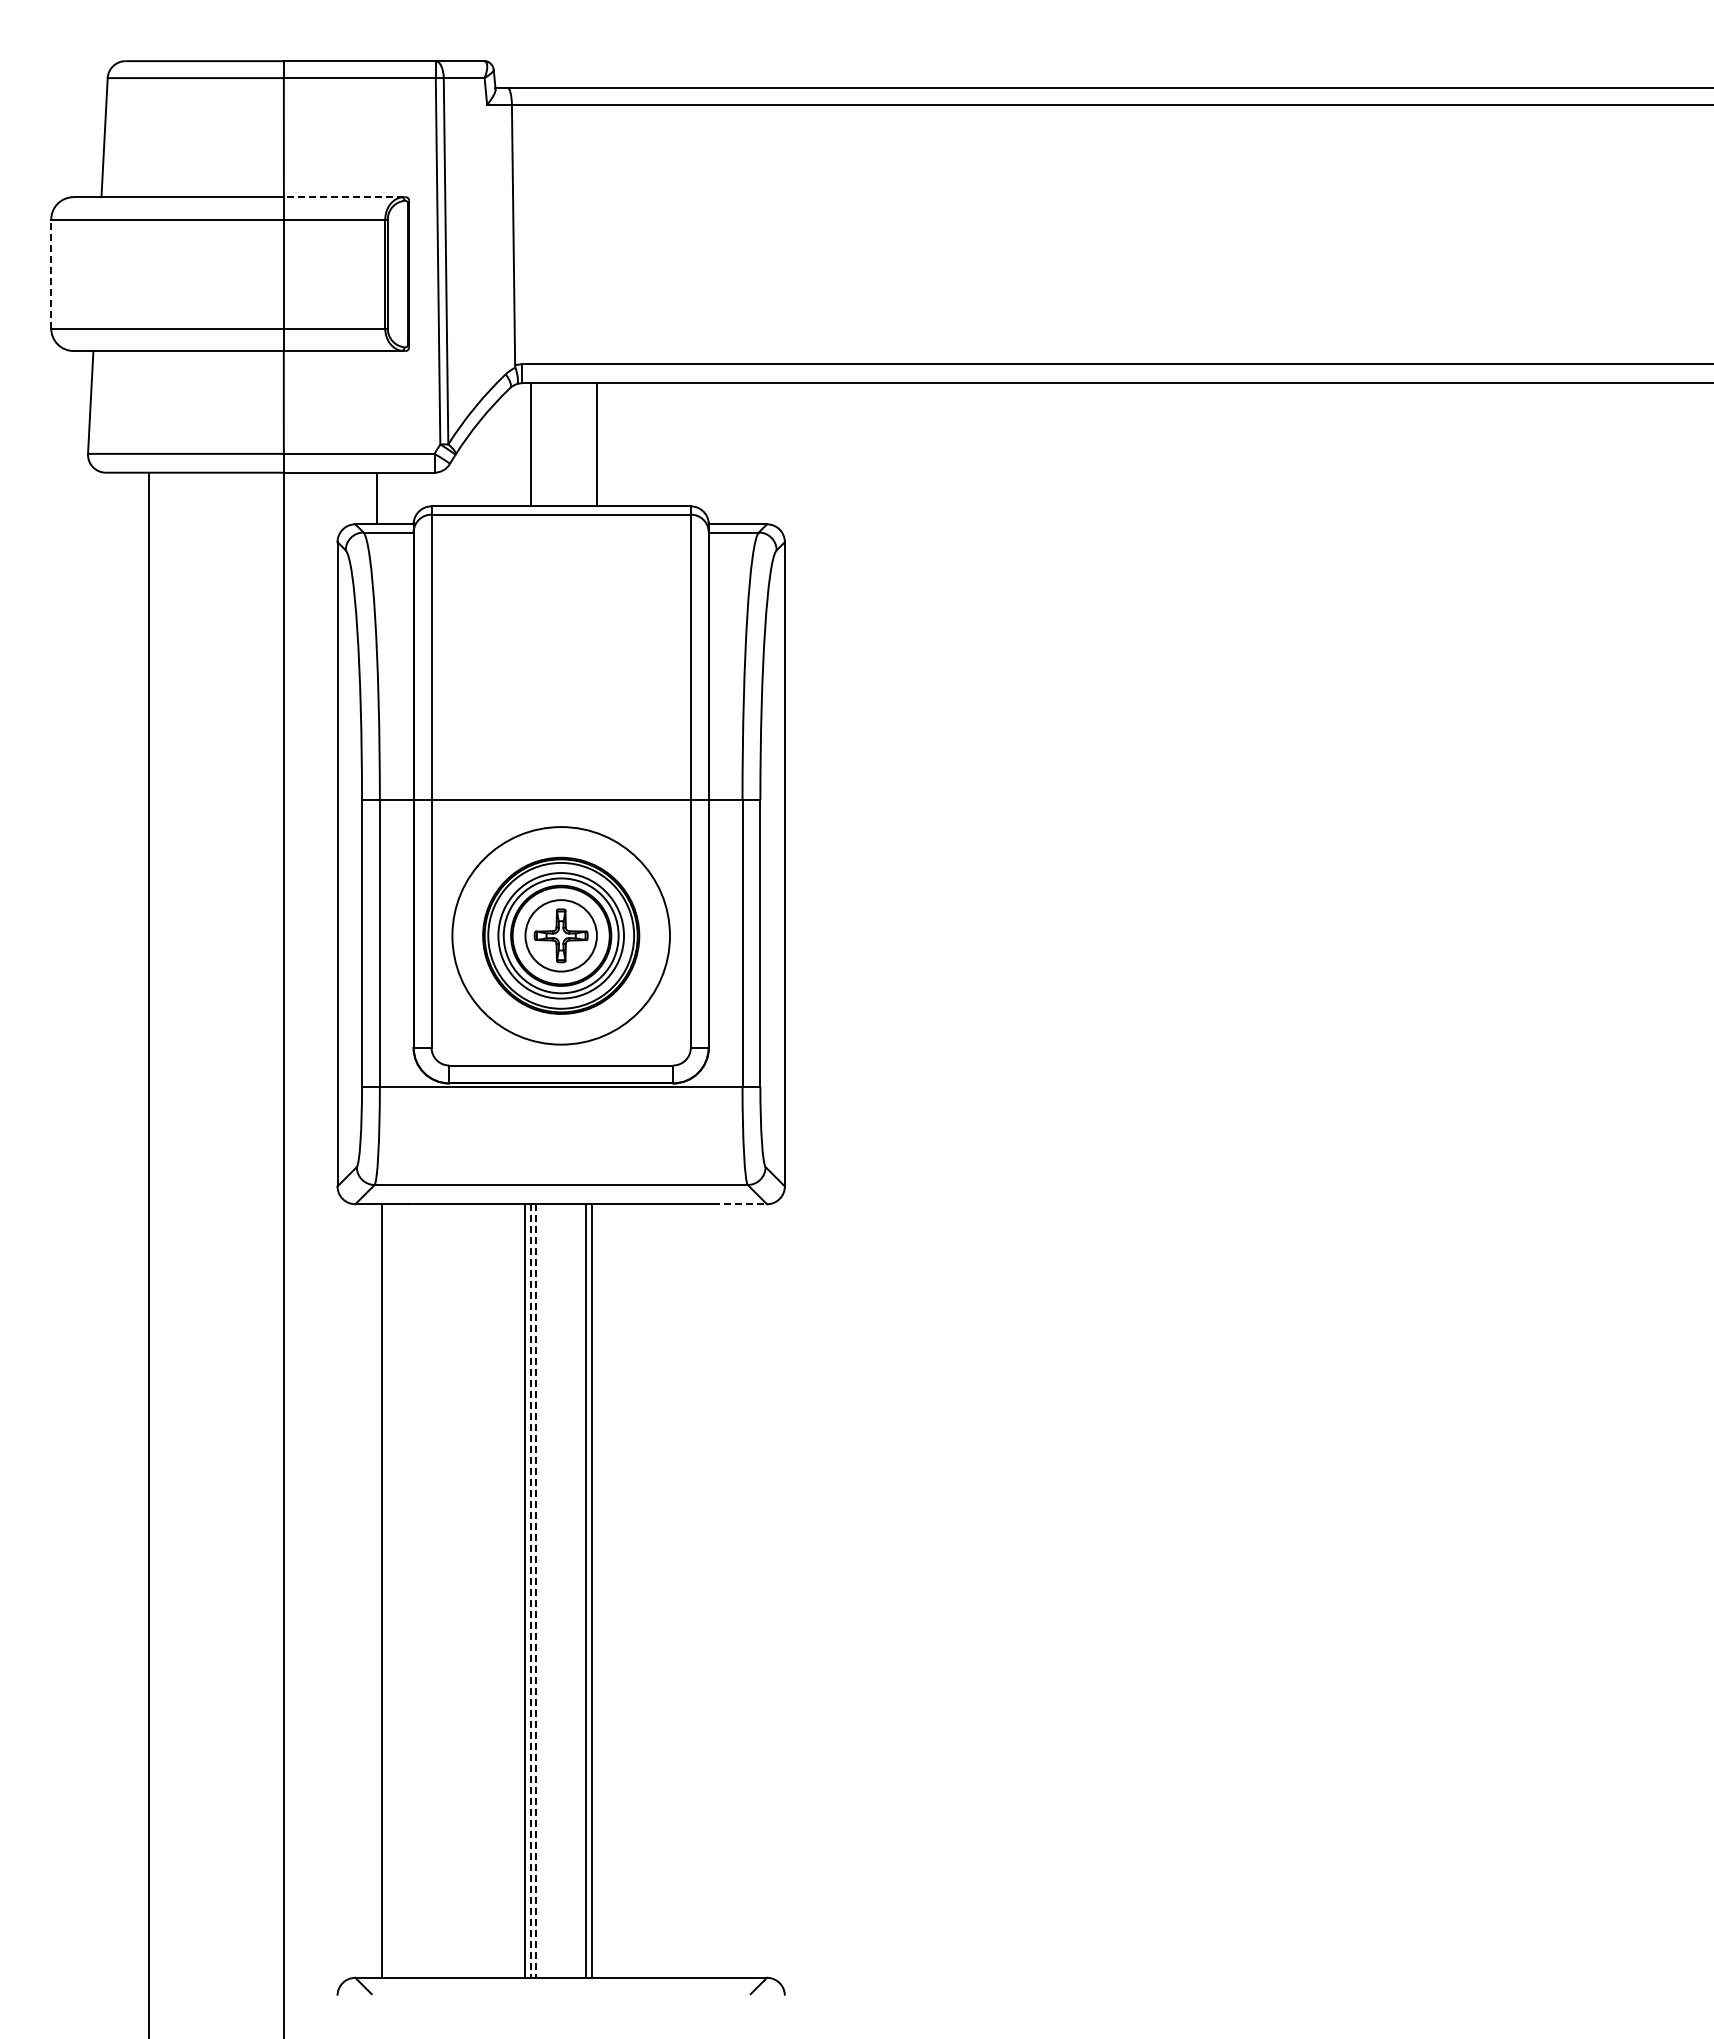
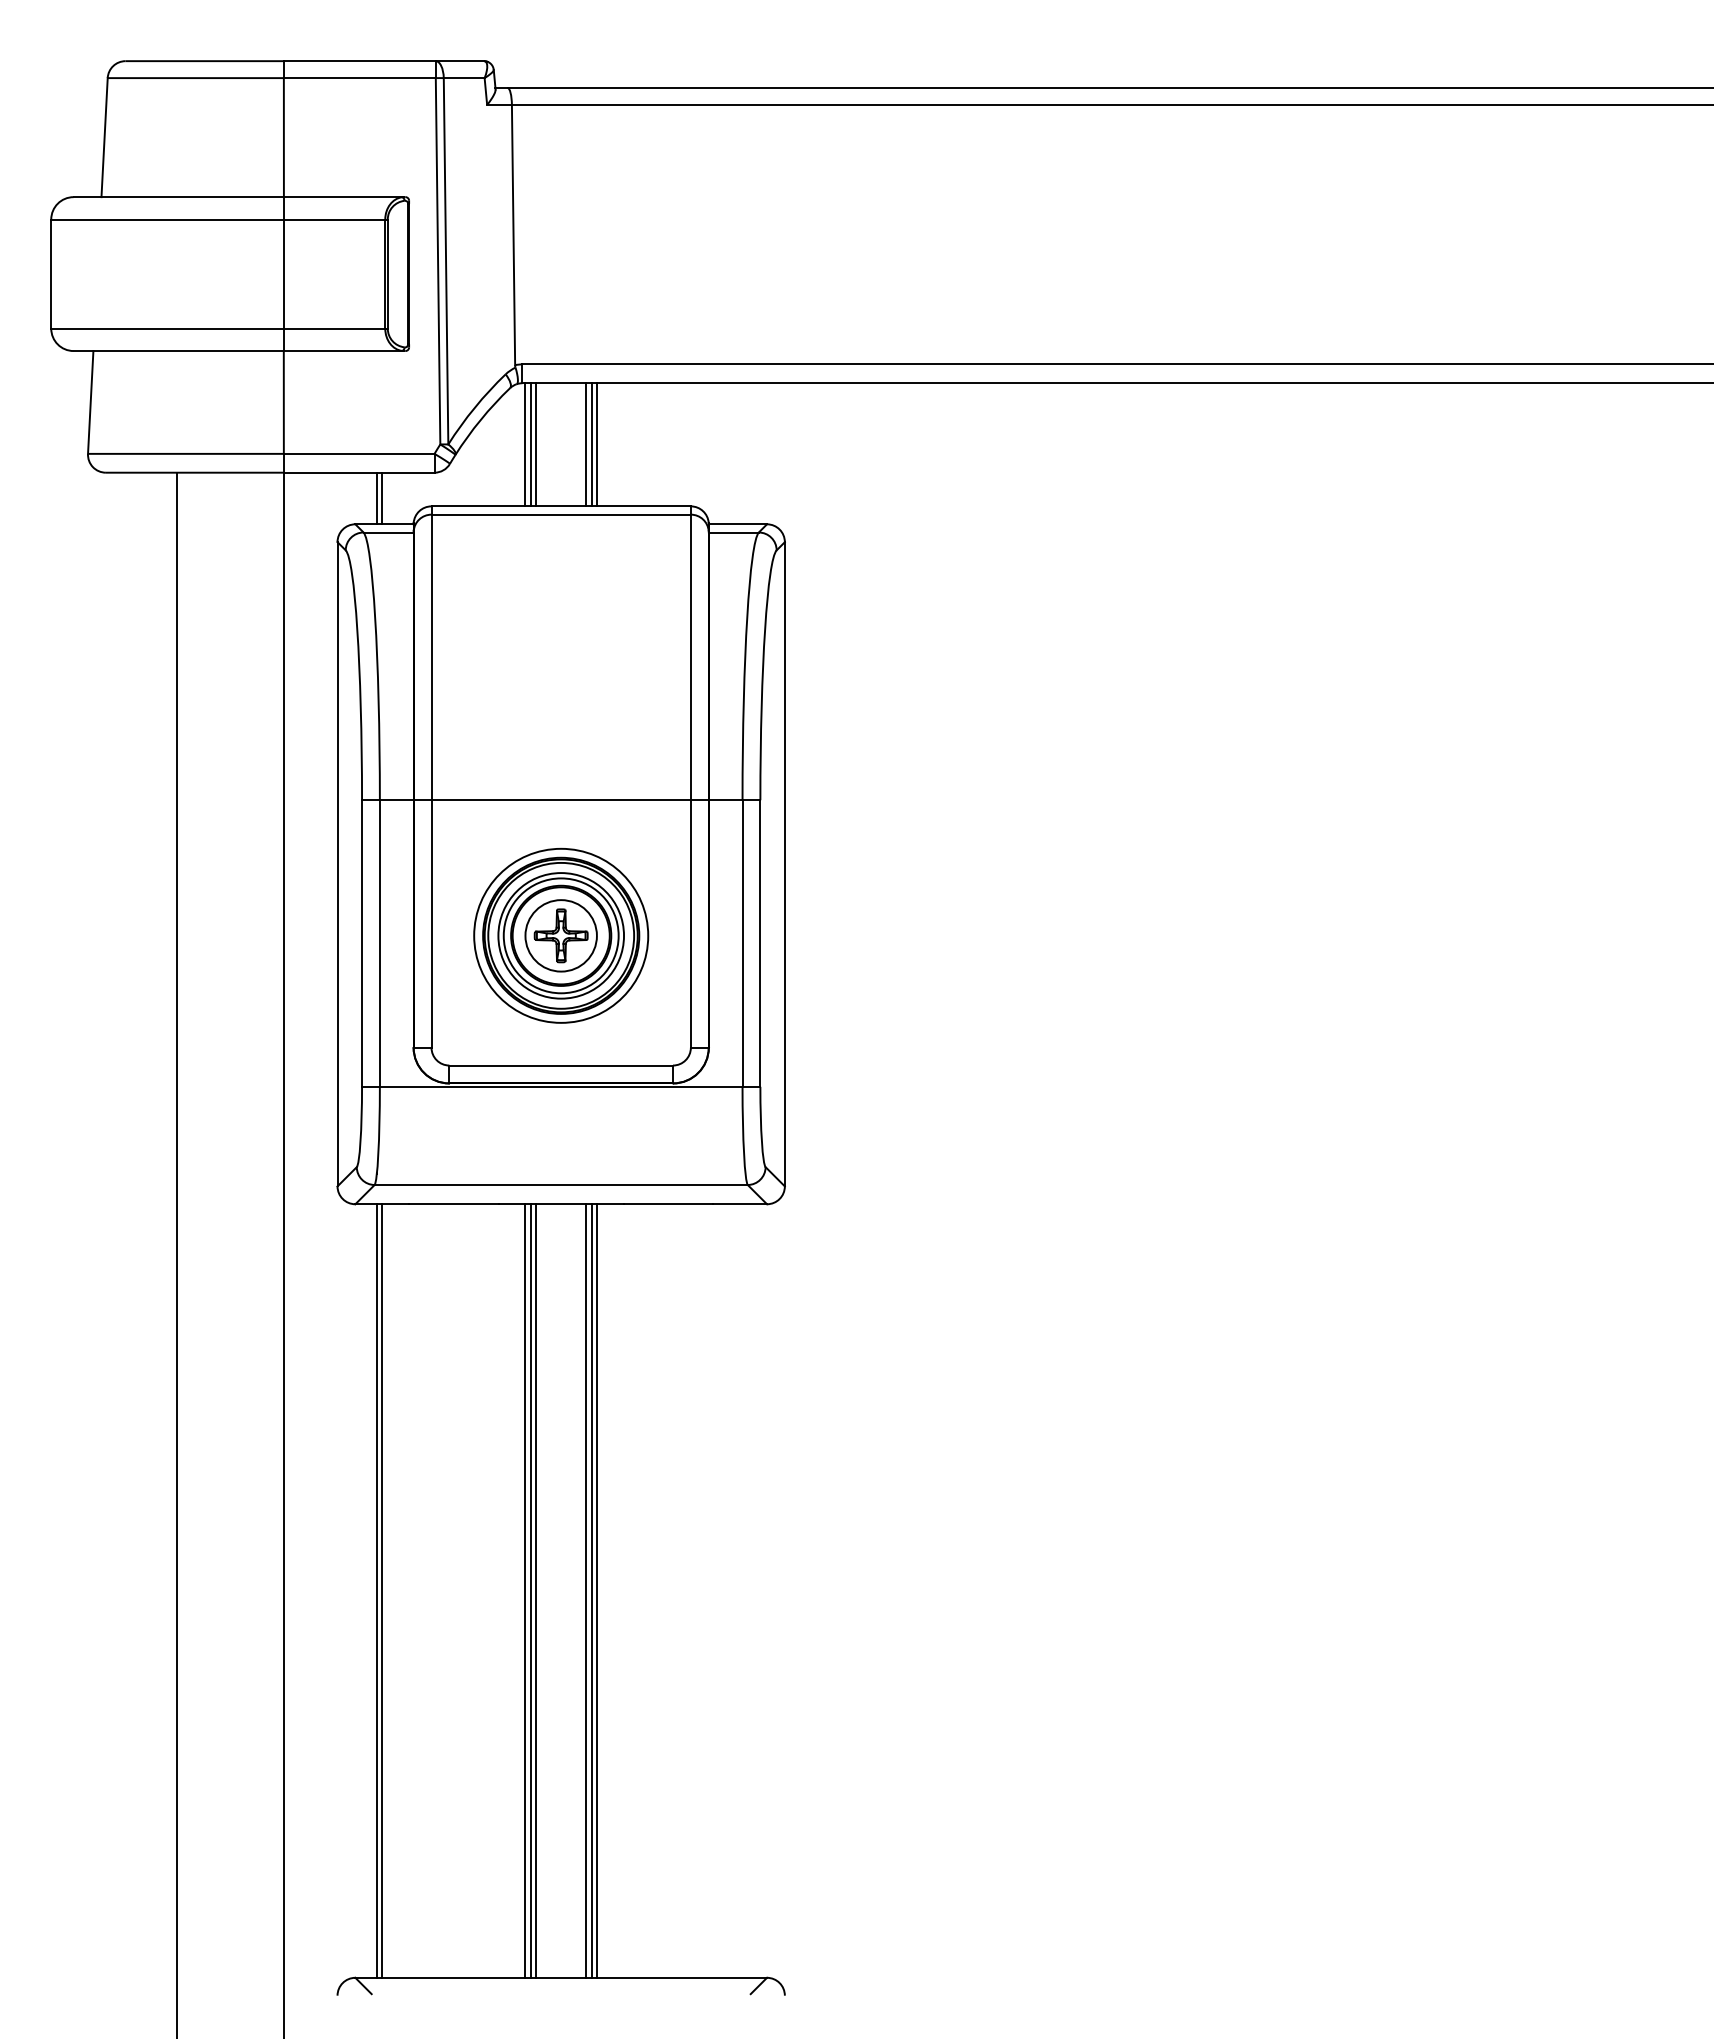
line: dashed -> solid (343, 197)
line: dashed -> solid (51, 274)
line: none -> present (525, 444)
line: none -> present (536, 444)
line: none -> present (586, 444)
line: none -> present (591, 444)
line: none -> present (382, 498)
circle diameter: 218 px -> 174 px (561, 935)
line: dashed -> solid (740, 1204)
line position: (148, 1253) -> (176, 1253) (176, 1253)
line: none -> present (376, 1590)
line: none -> present (597, 1590)
line: dashed -> solid (530, 1591)
line: dashed -> solid (536, 1591)
